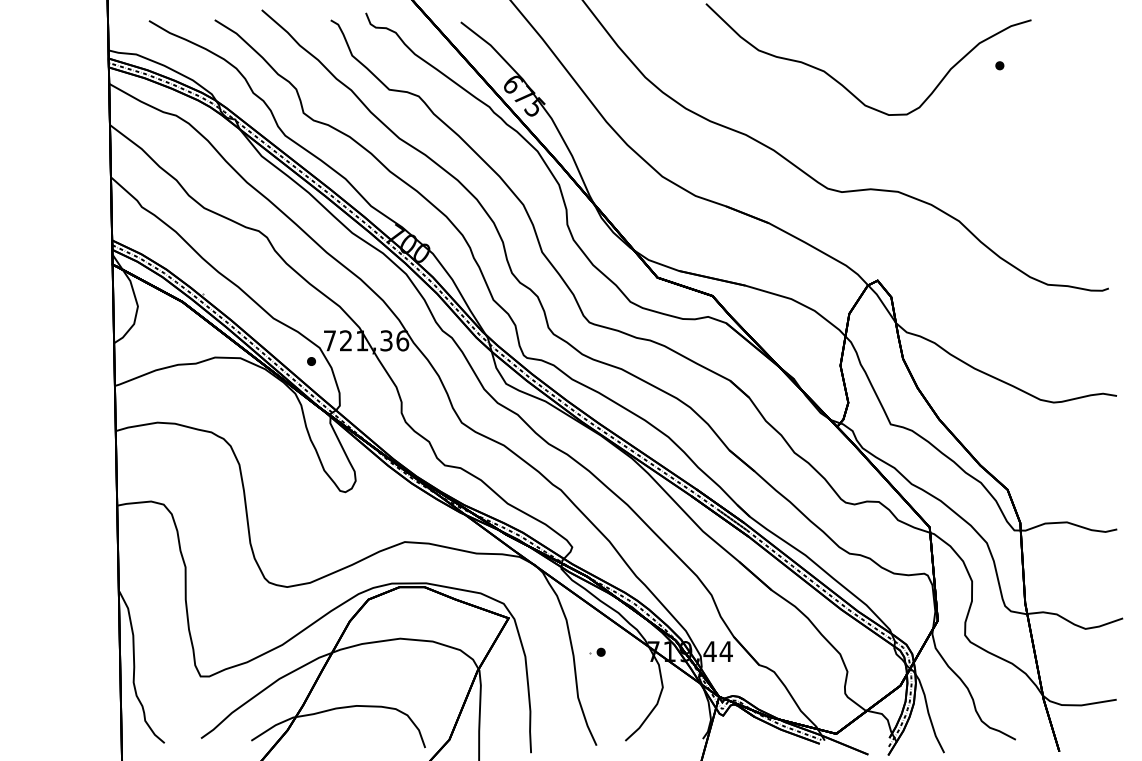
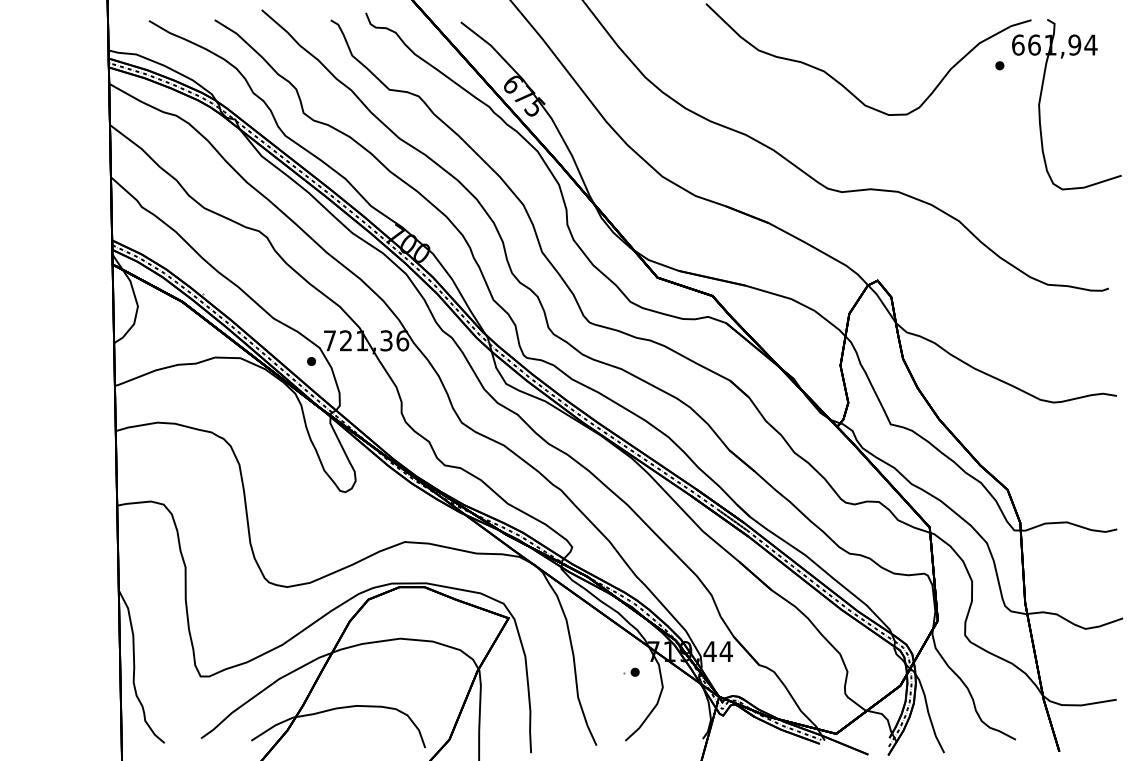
part: none -> present (1041, 98)
part position: (597, 651) -> (631, 671) (631, 671)
